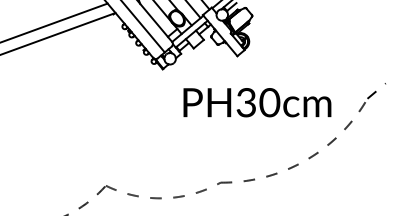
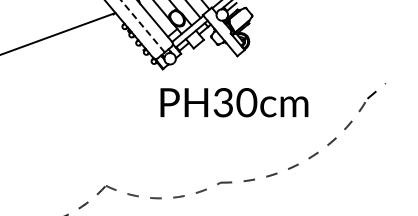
line: present -> none (54, 22)
line: solid -> dashed (143, 26)
text position: (257, 102) -> (234, 102) (234, 102)
